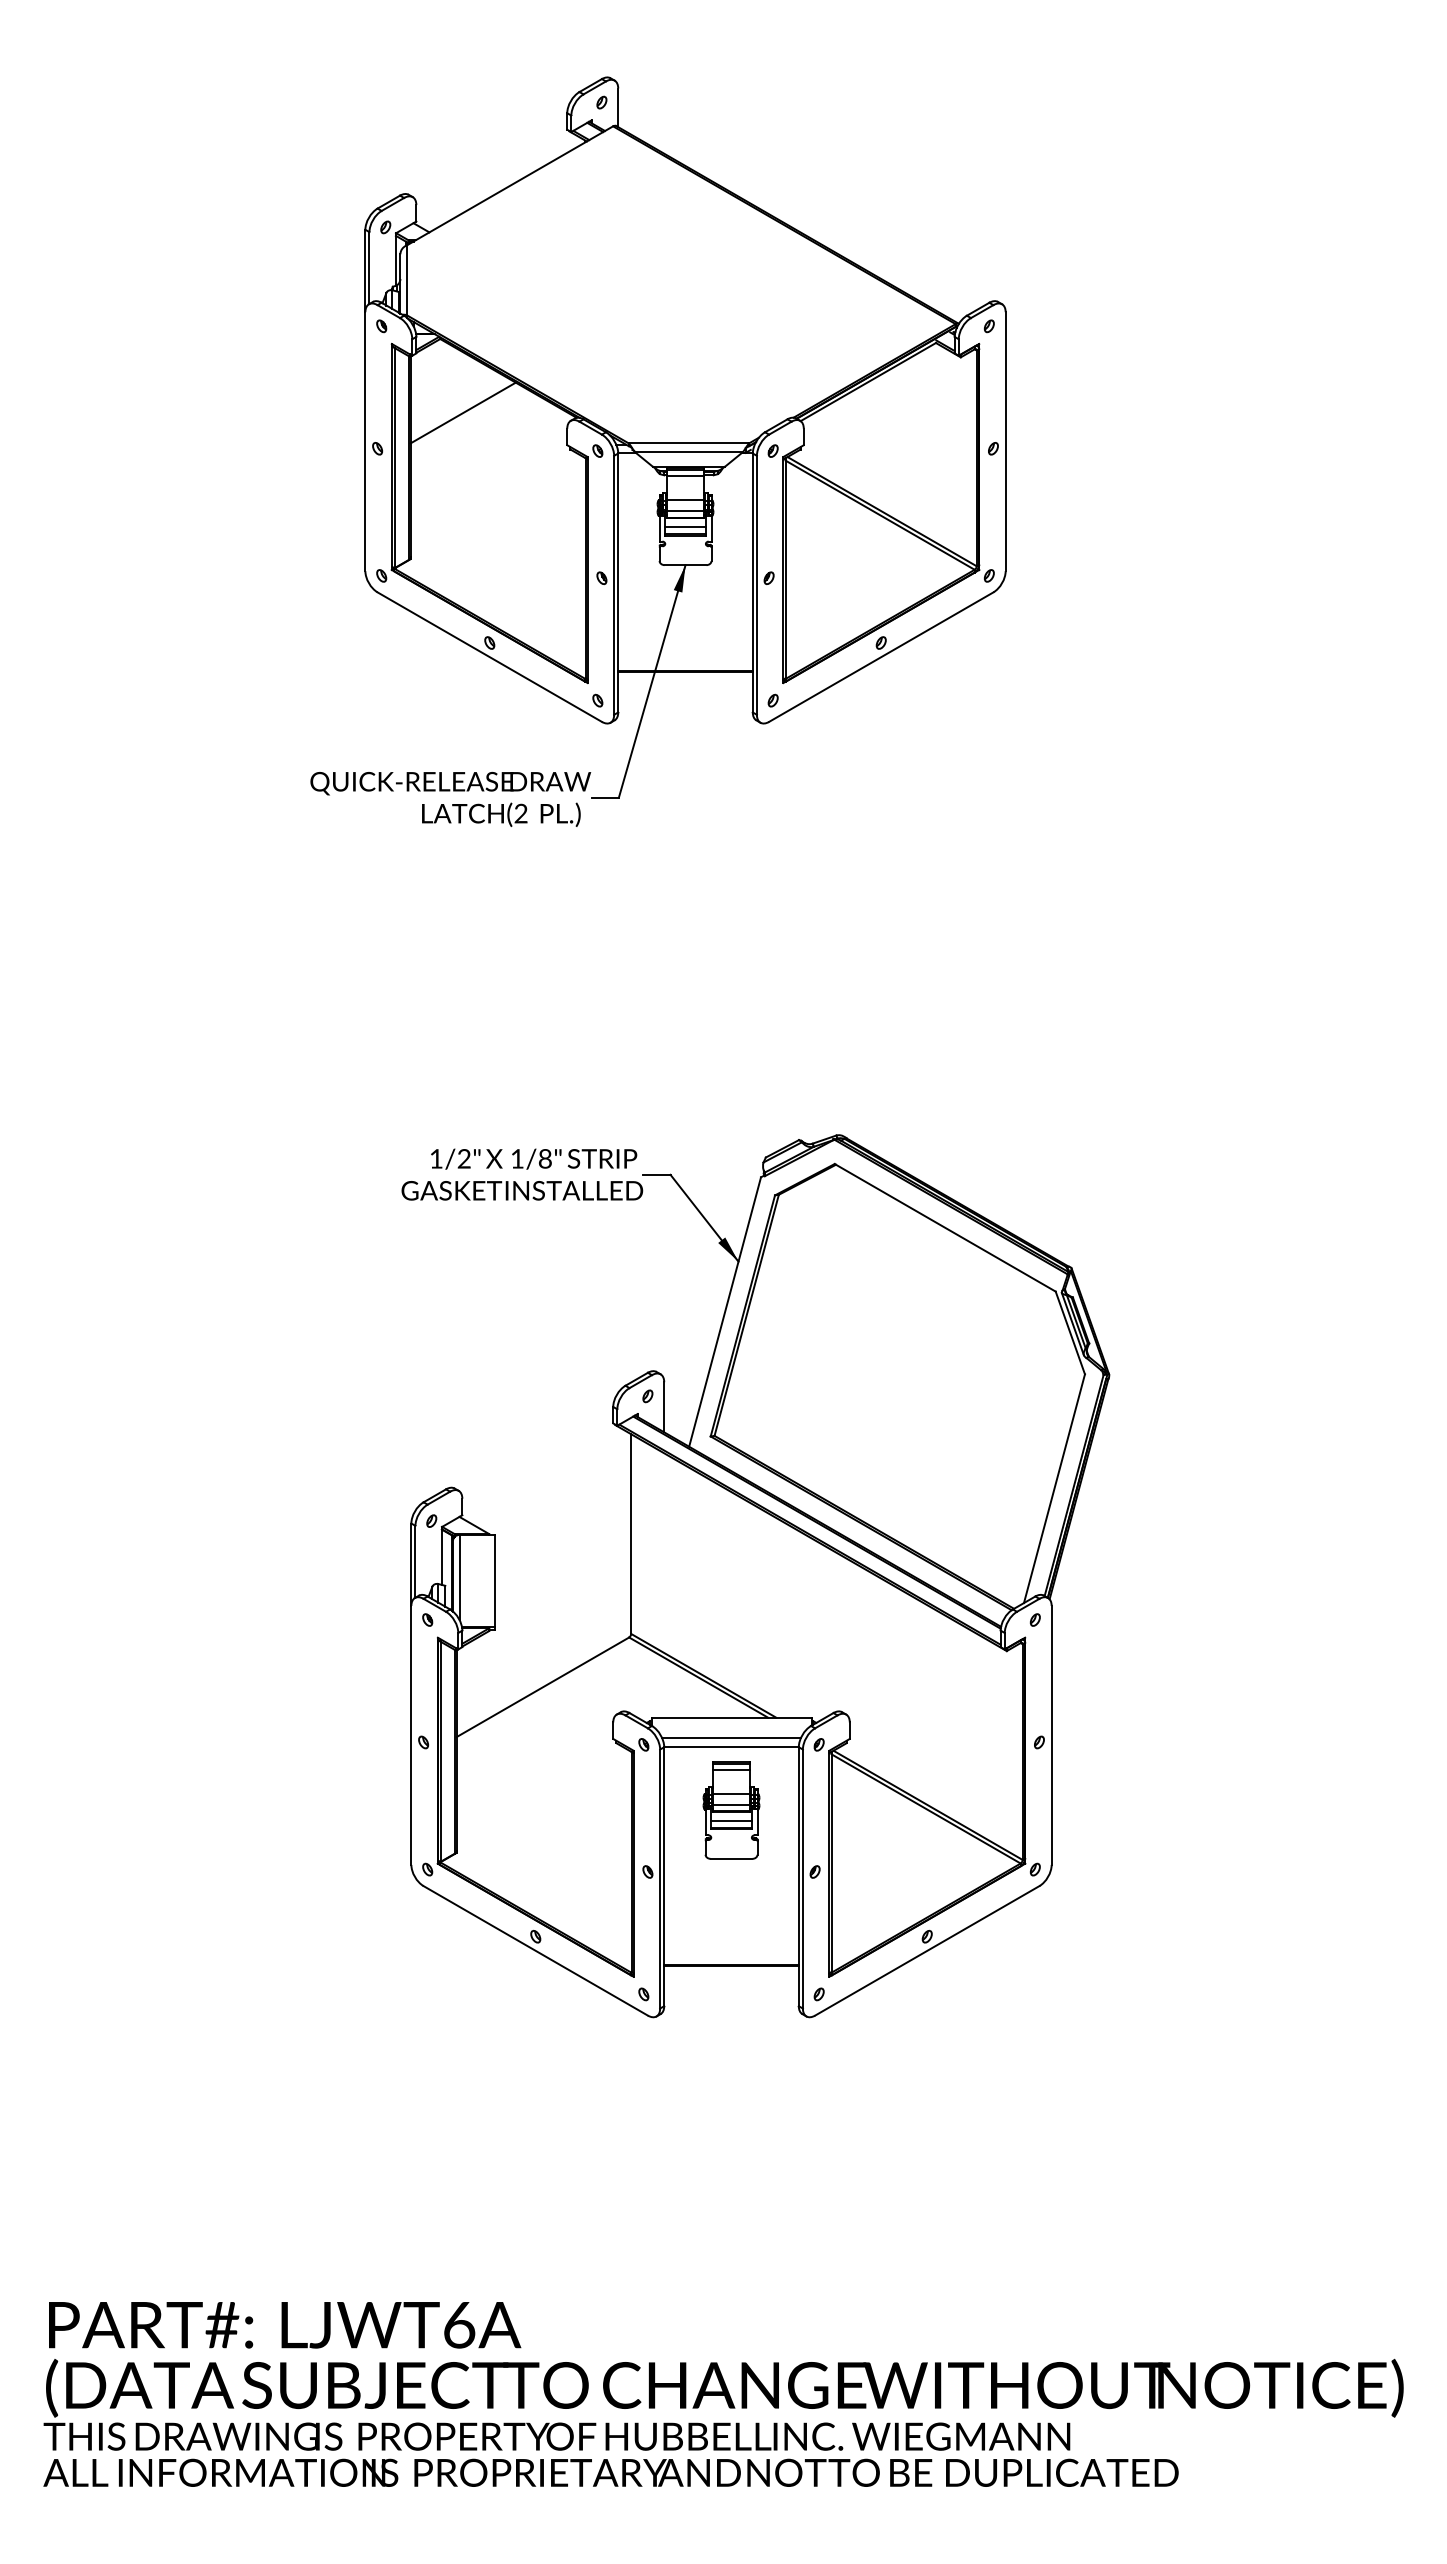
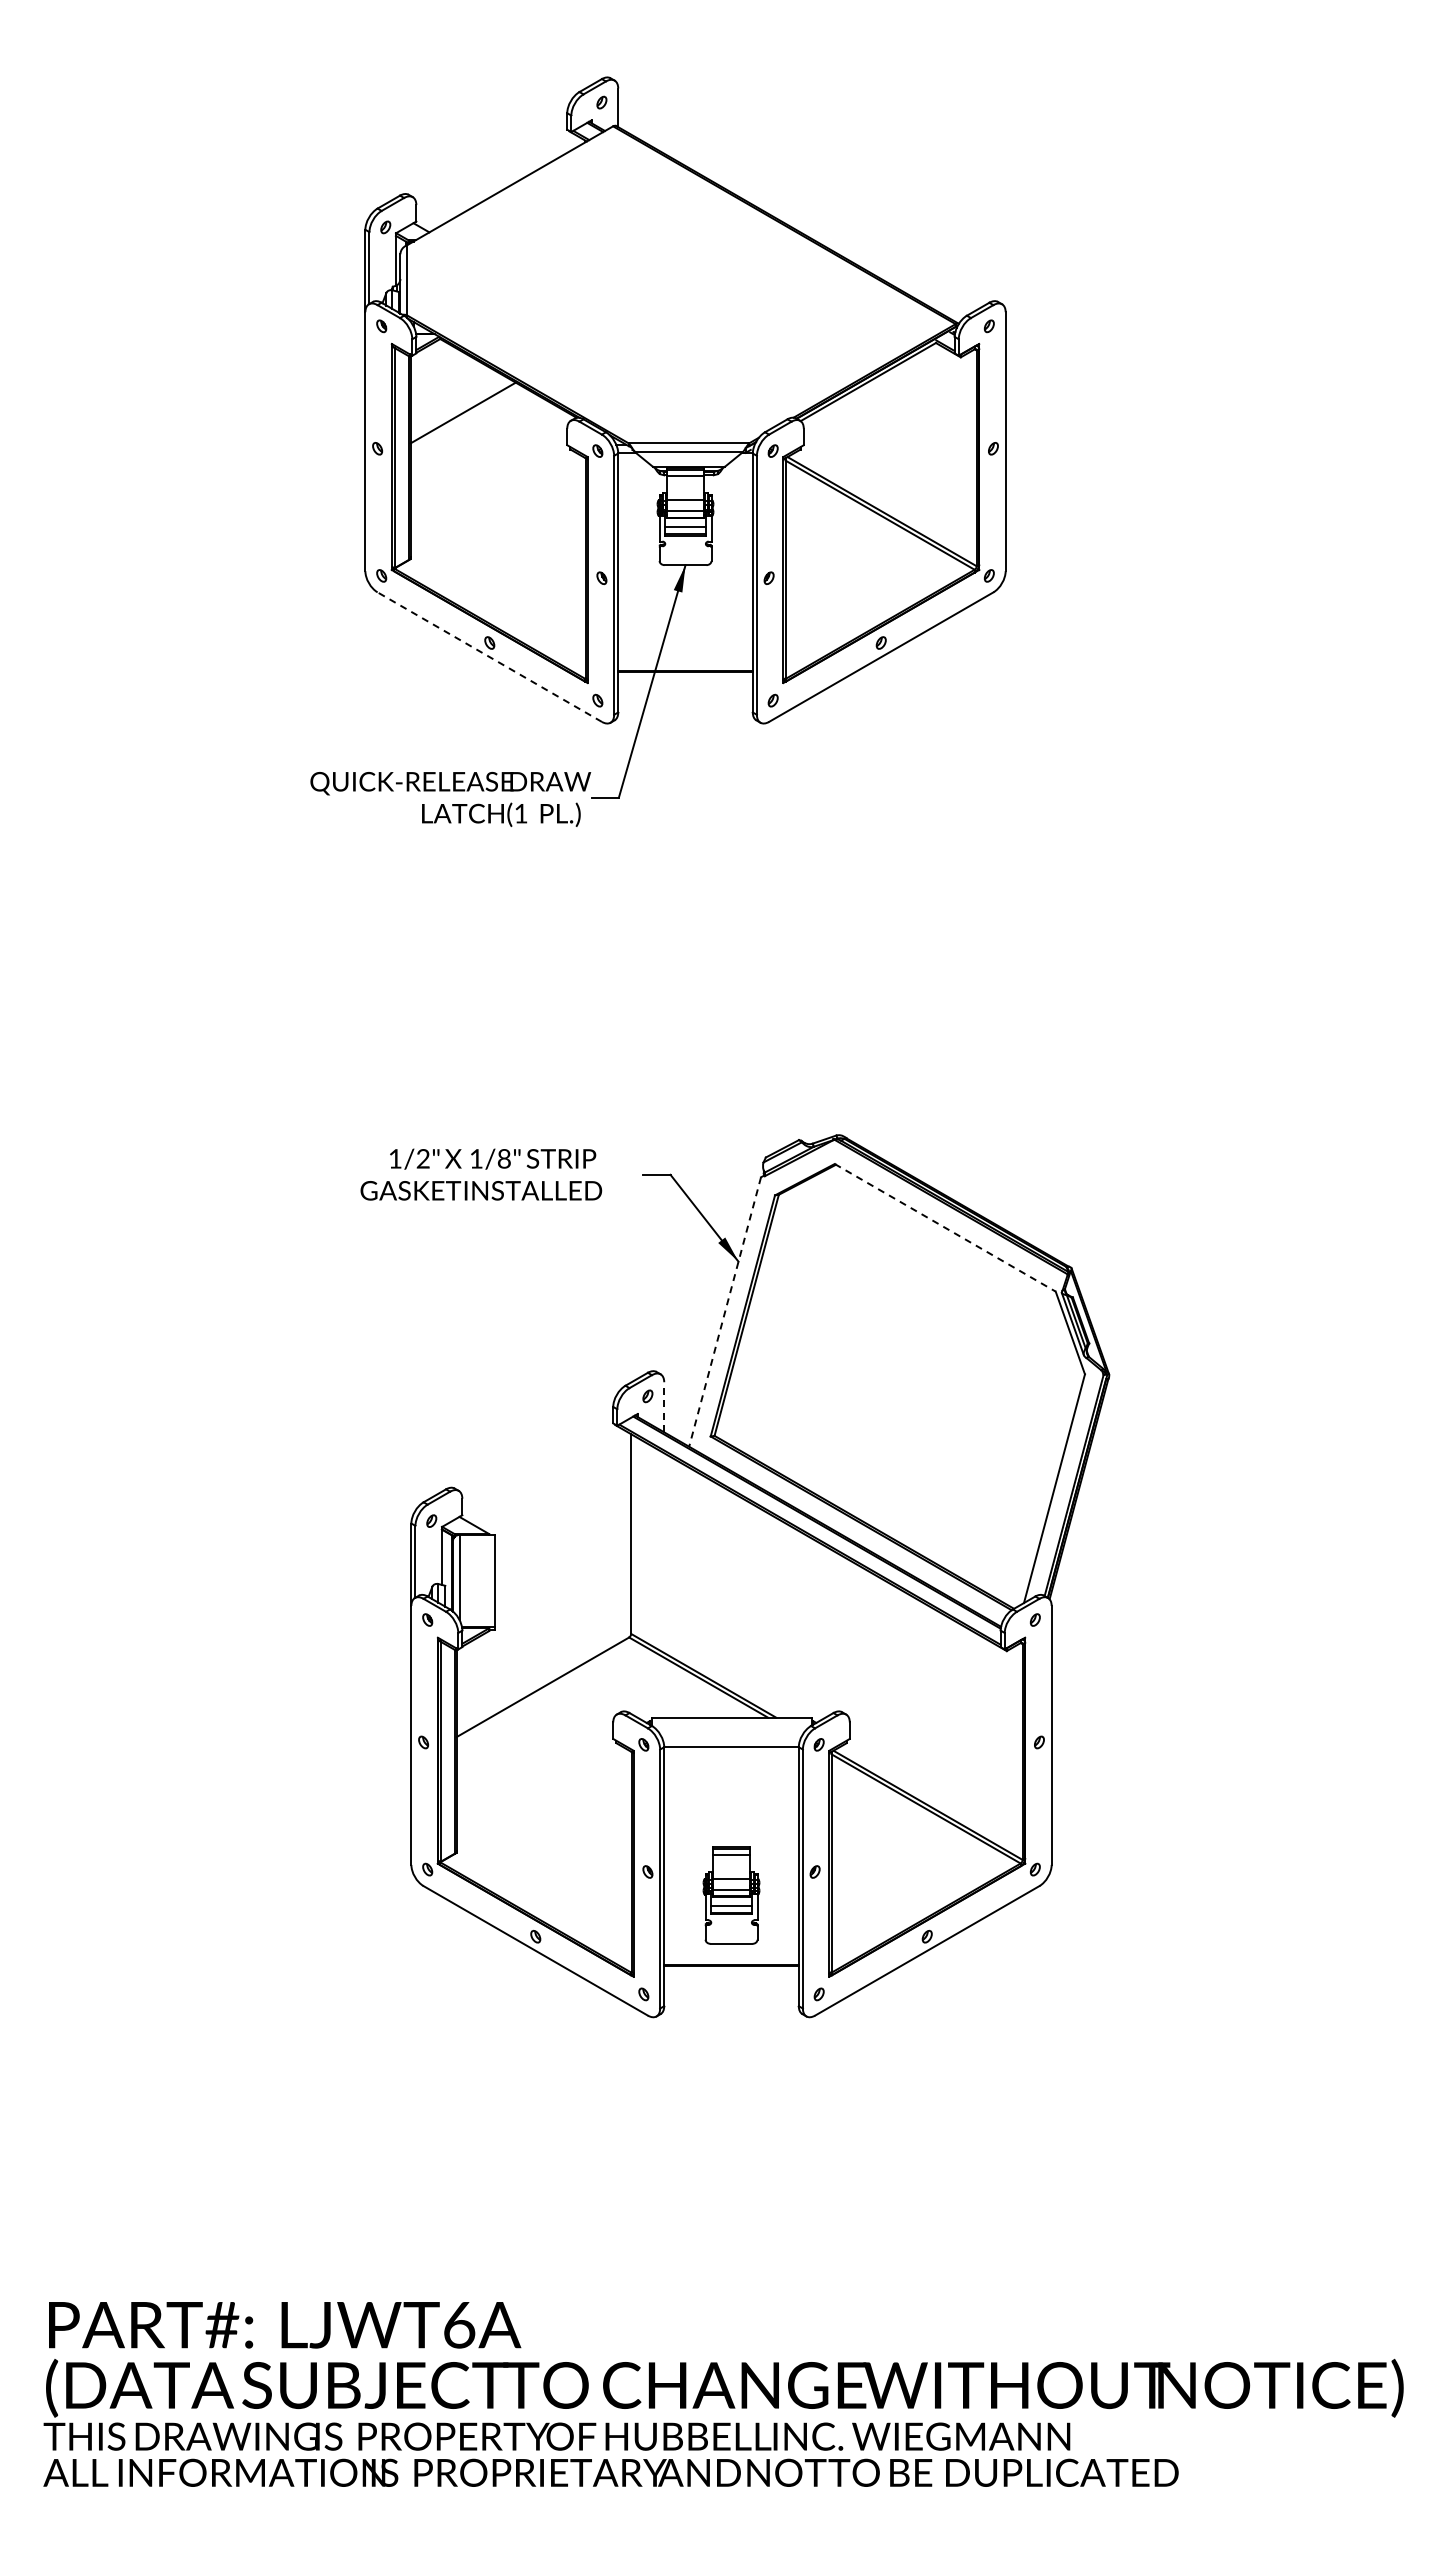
line: solid -> dashed (489, 657)
text: (2 -> (1 (520, 813)
text position: (522, 1174) -> (481, 1174) (481, 1174)
line: solid -> dashed (945, 1227)
line: solid -> dashed (724, 1312)
line: solid -> dashed (664, 1406)
line: present -> none (731, 1738)
part position: (731, 1810) -> (731, 1895) (731, 1895)
